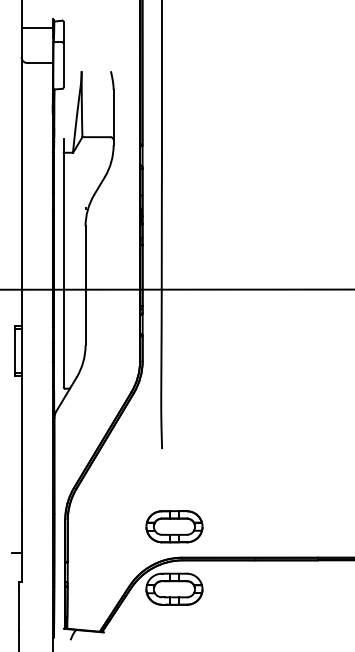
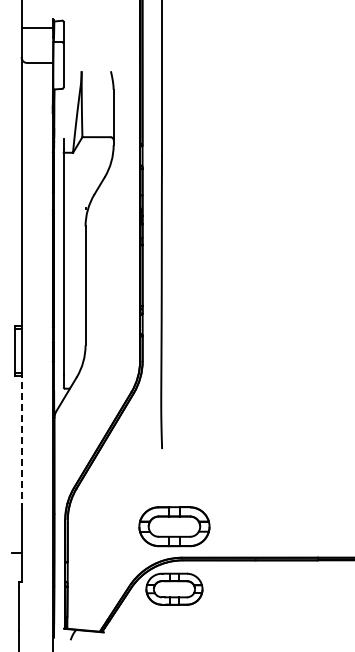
line: present -> none (176, 289)
line: solid -> dashed (21, 442)
part size: 59x34 px -> 73x42 px (174, 526)
